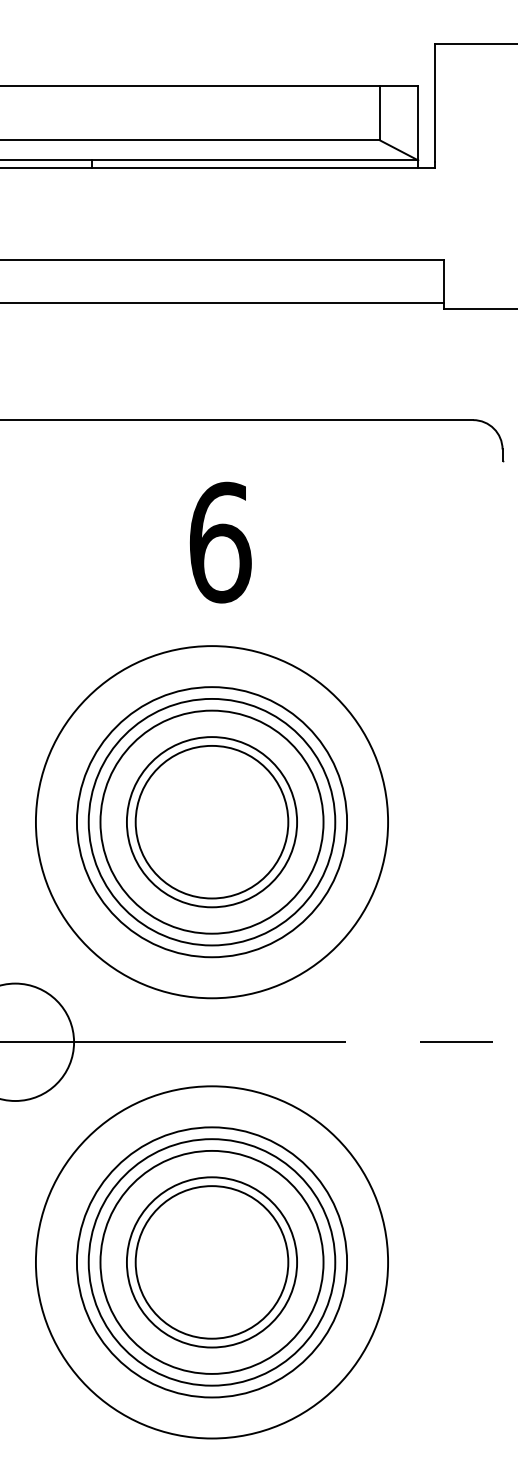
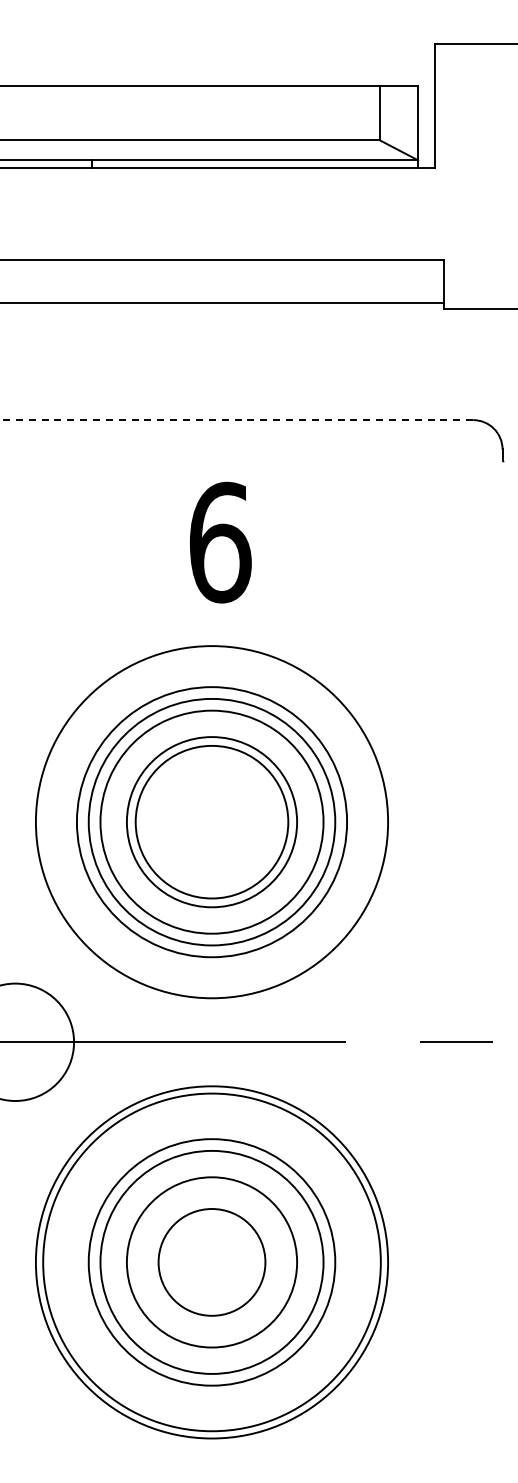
line: solid -> dashed (236, 420)
circle diameter: 153 px -> 107 px (211, 1262)
circle diameter: 270 px -> 338 px (211, 1262)
